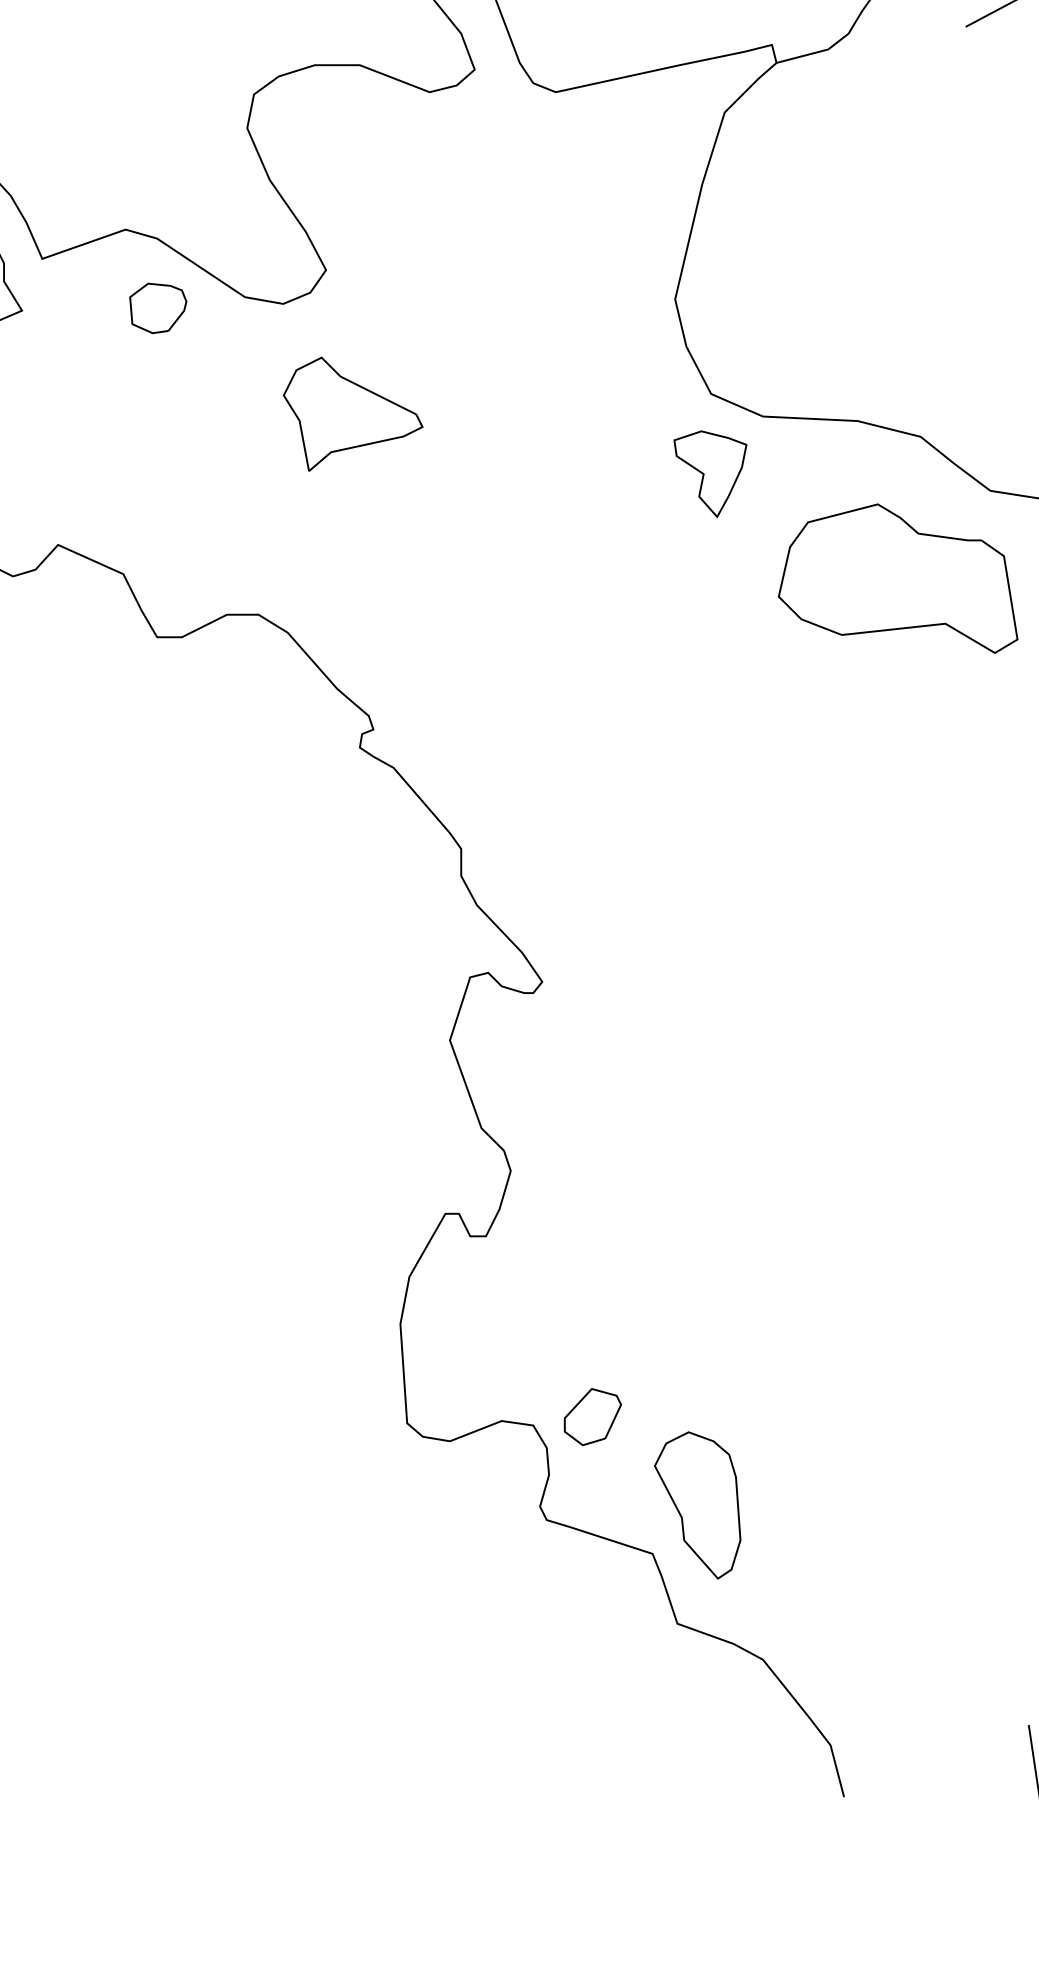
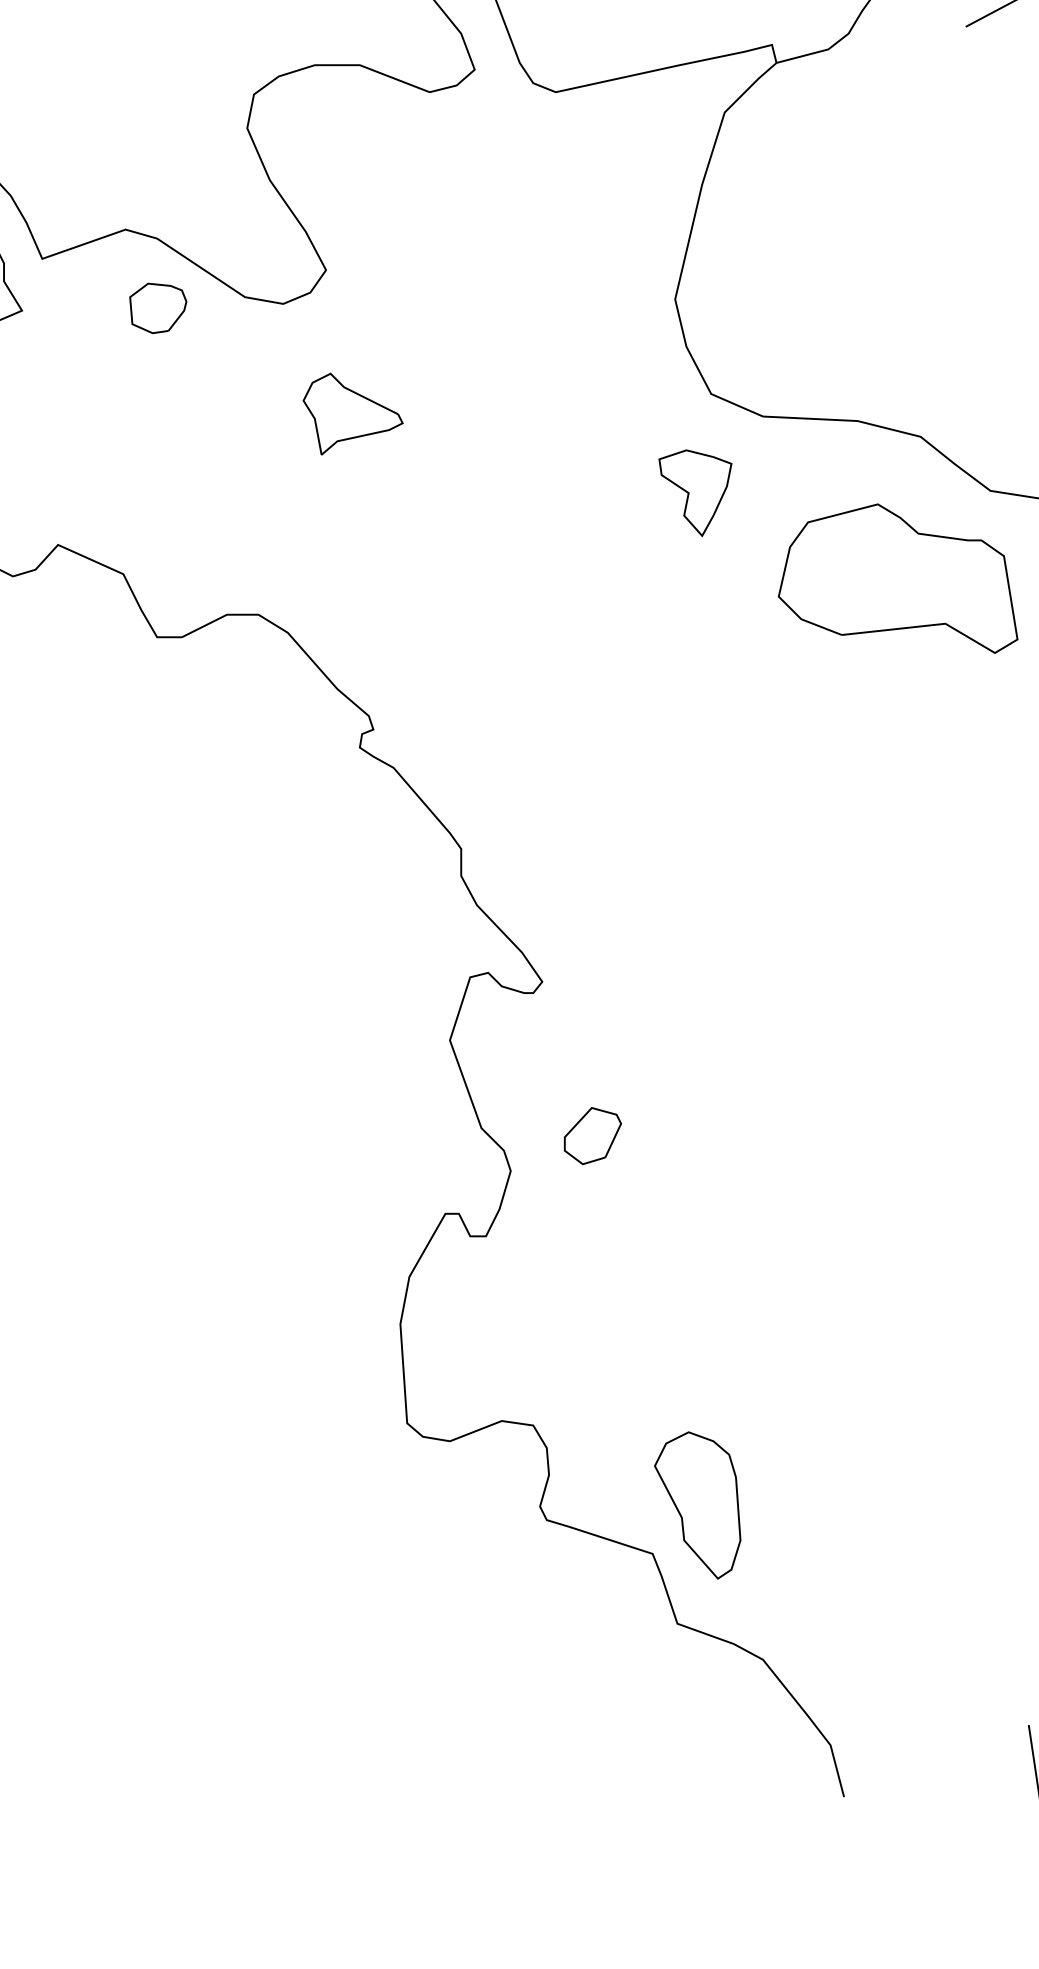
part size: 142x116 px -> 102x84 px (352, 413)
part position: (710, 474) -> (695, 493) (695, 493)
part position: (592, 1417) -> (592, 1136) (592, 1136)
